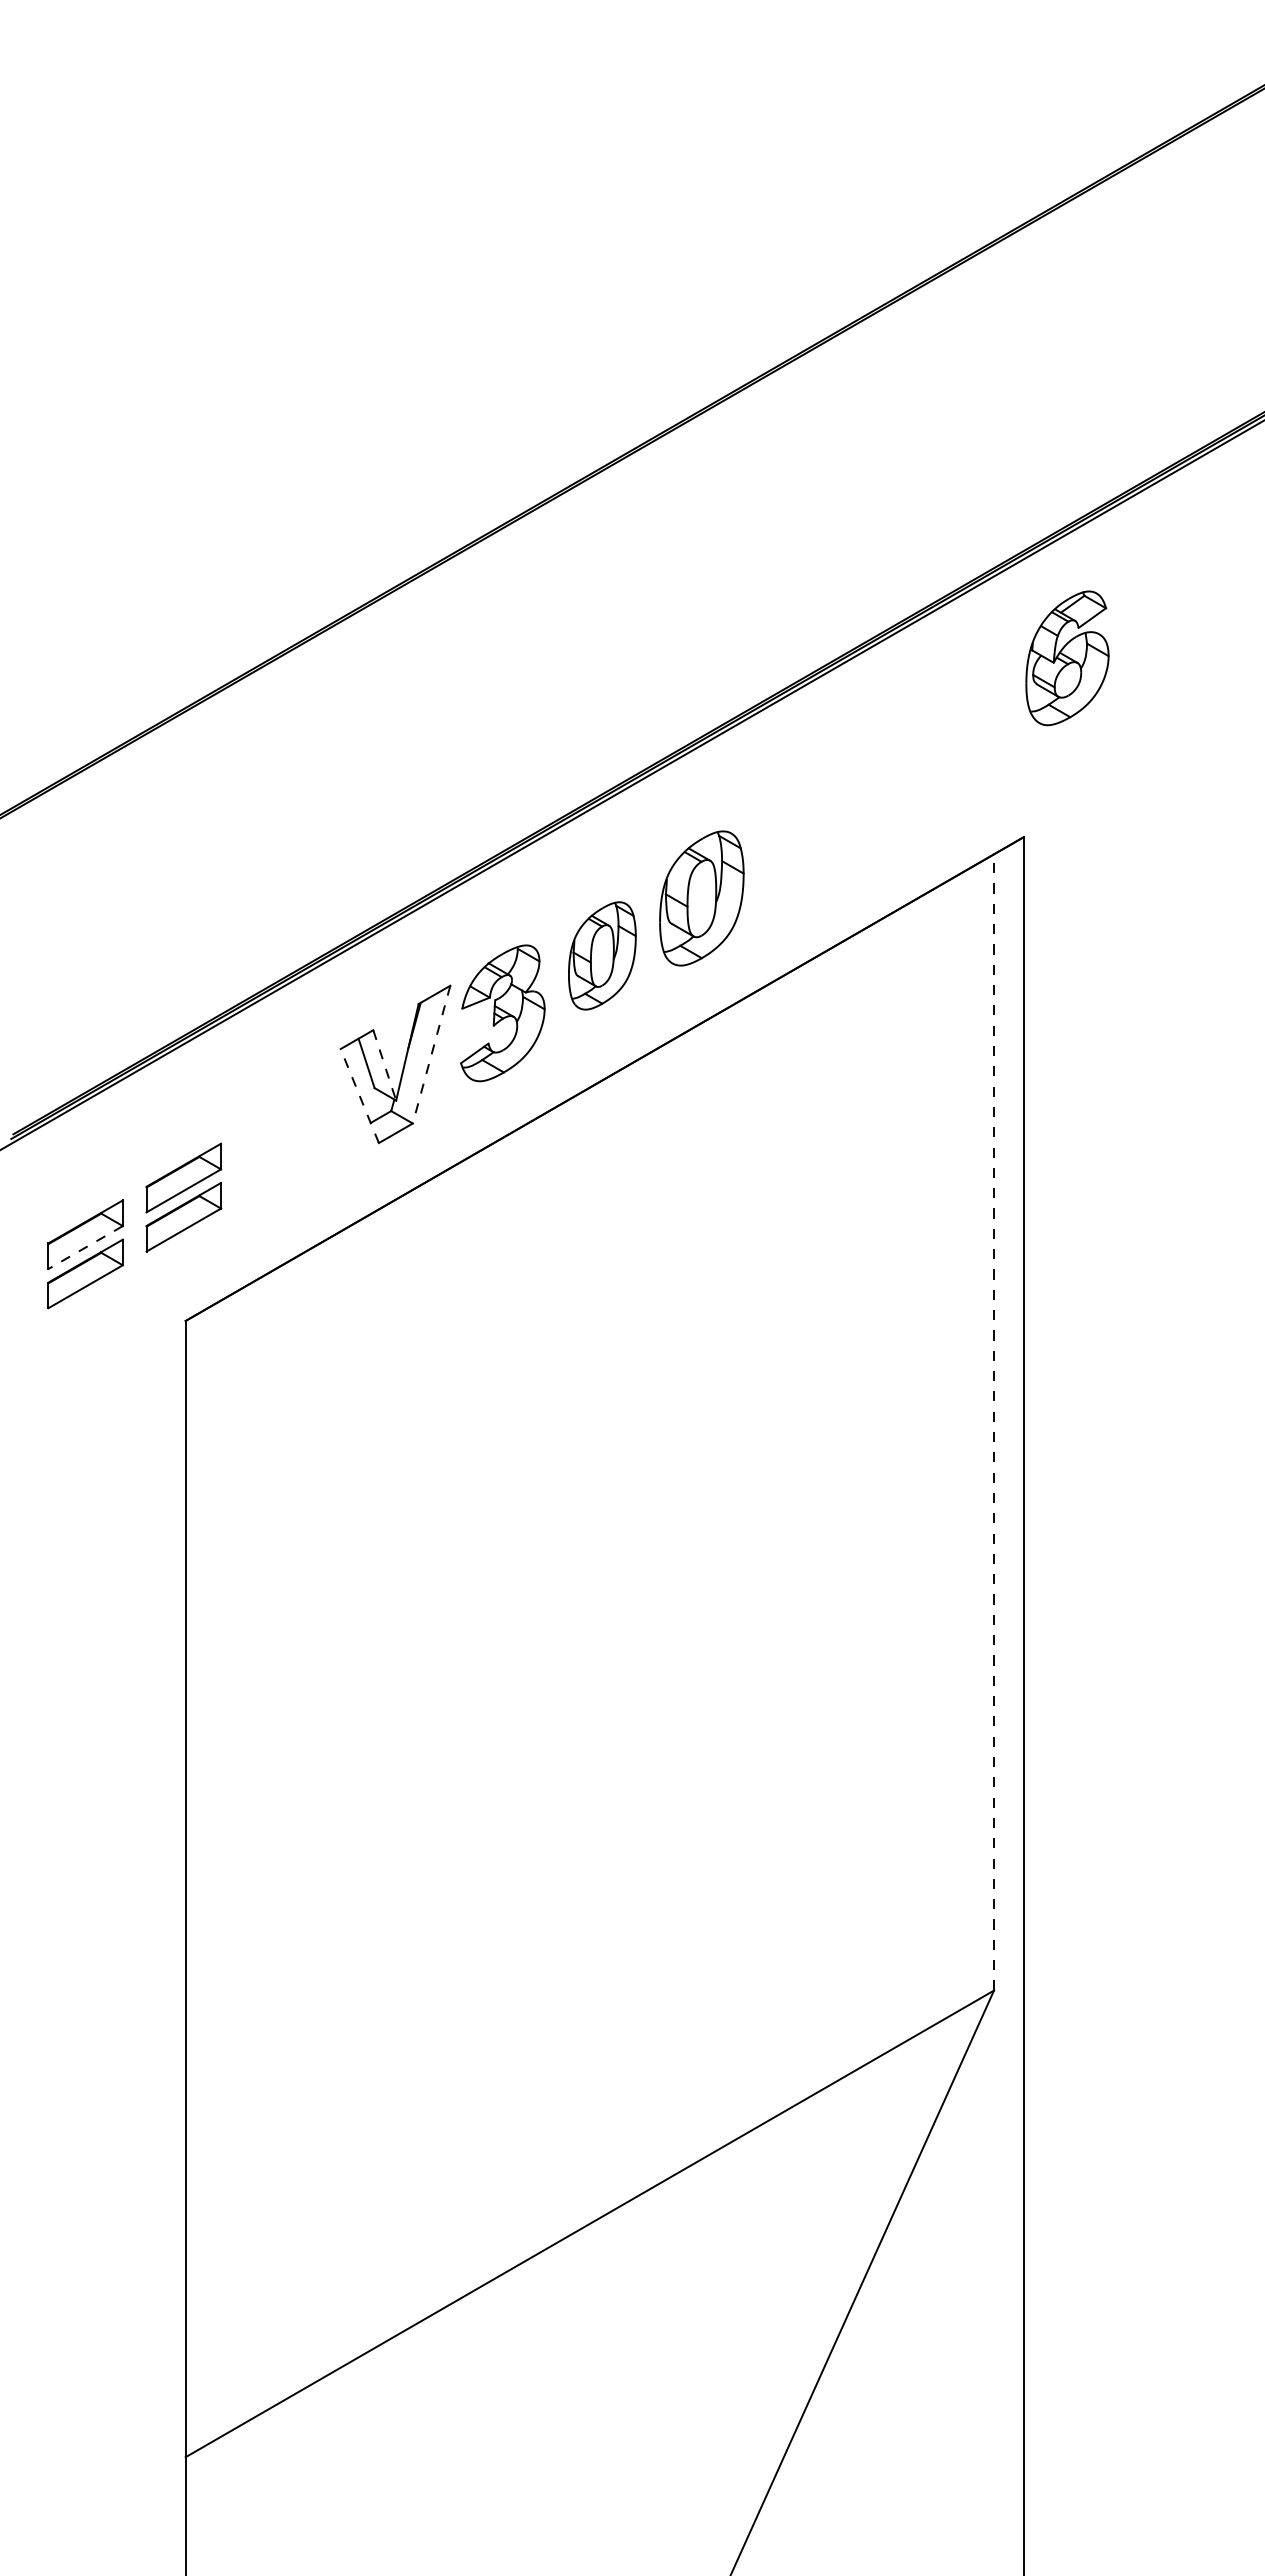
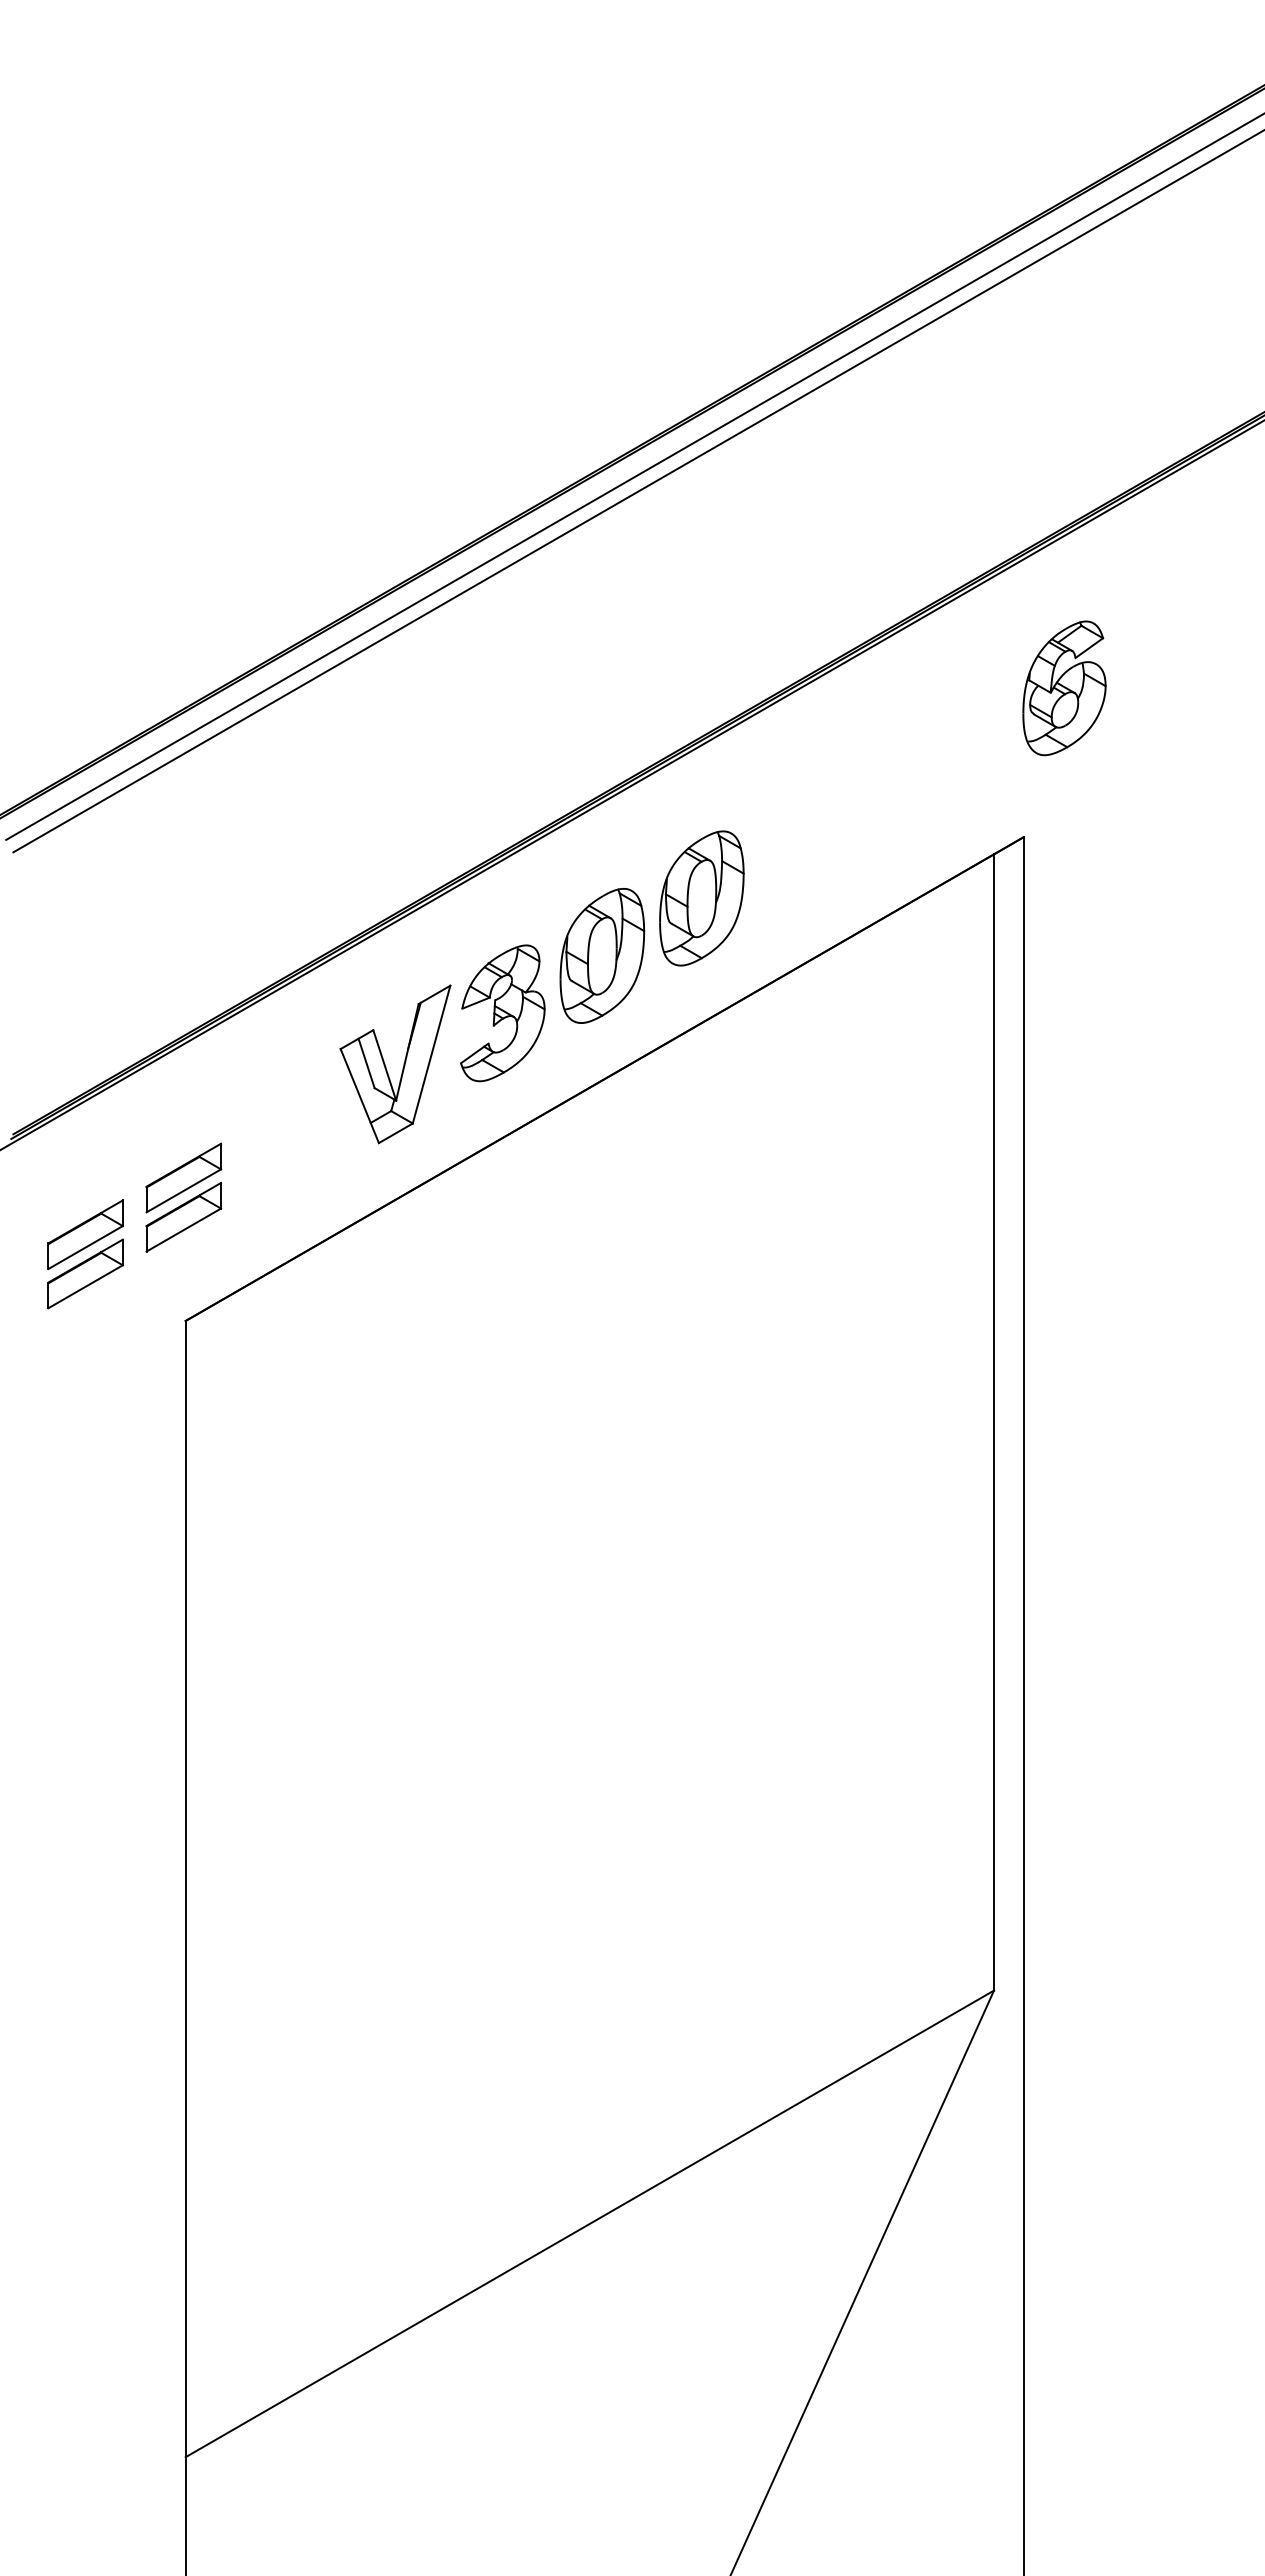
line: none -> present (633, 477)
line: none -> present (637, 491)
part position: (1067, 658) -> (1064, 688) (1064, 688)
part size: 69x110 px -> 87x136 px (602, 955)
line: dashed -> solid (431, 1055)
line: dashed -> solid (384, 1065)
line: dashed -> solid (359, 1096)
line: dashed -> solid (85, 1247)
line: dashed -> solid (994, 1421)
